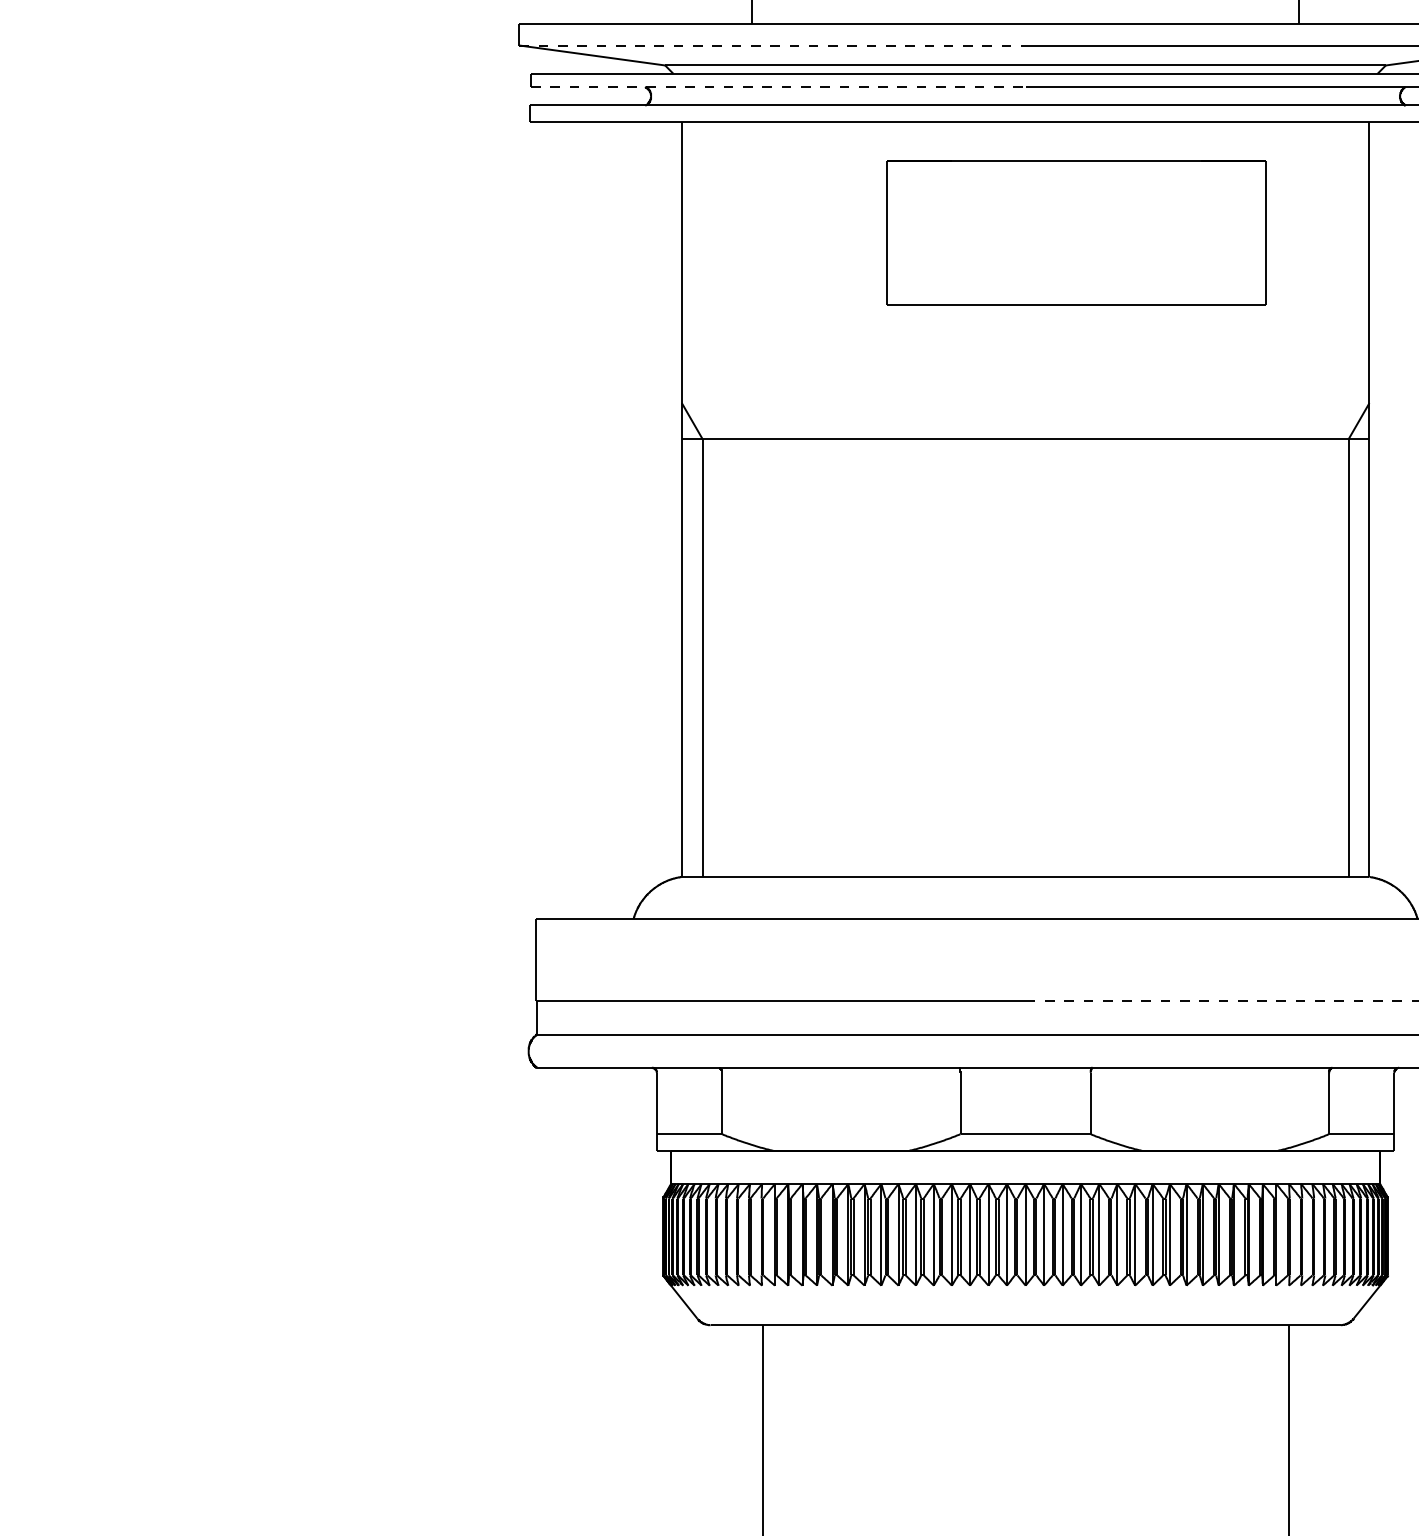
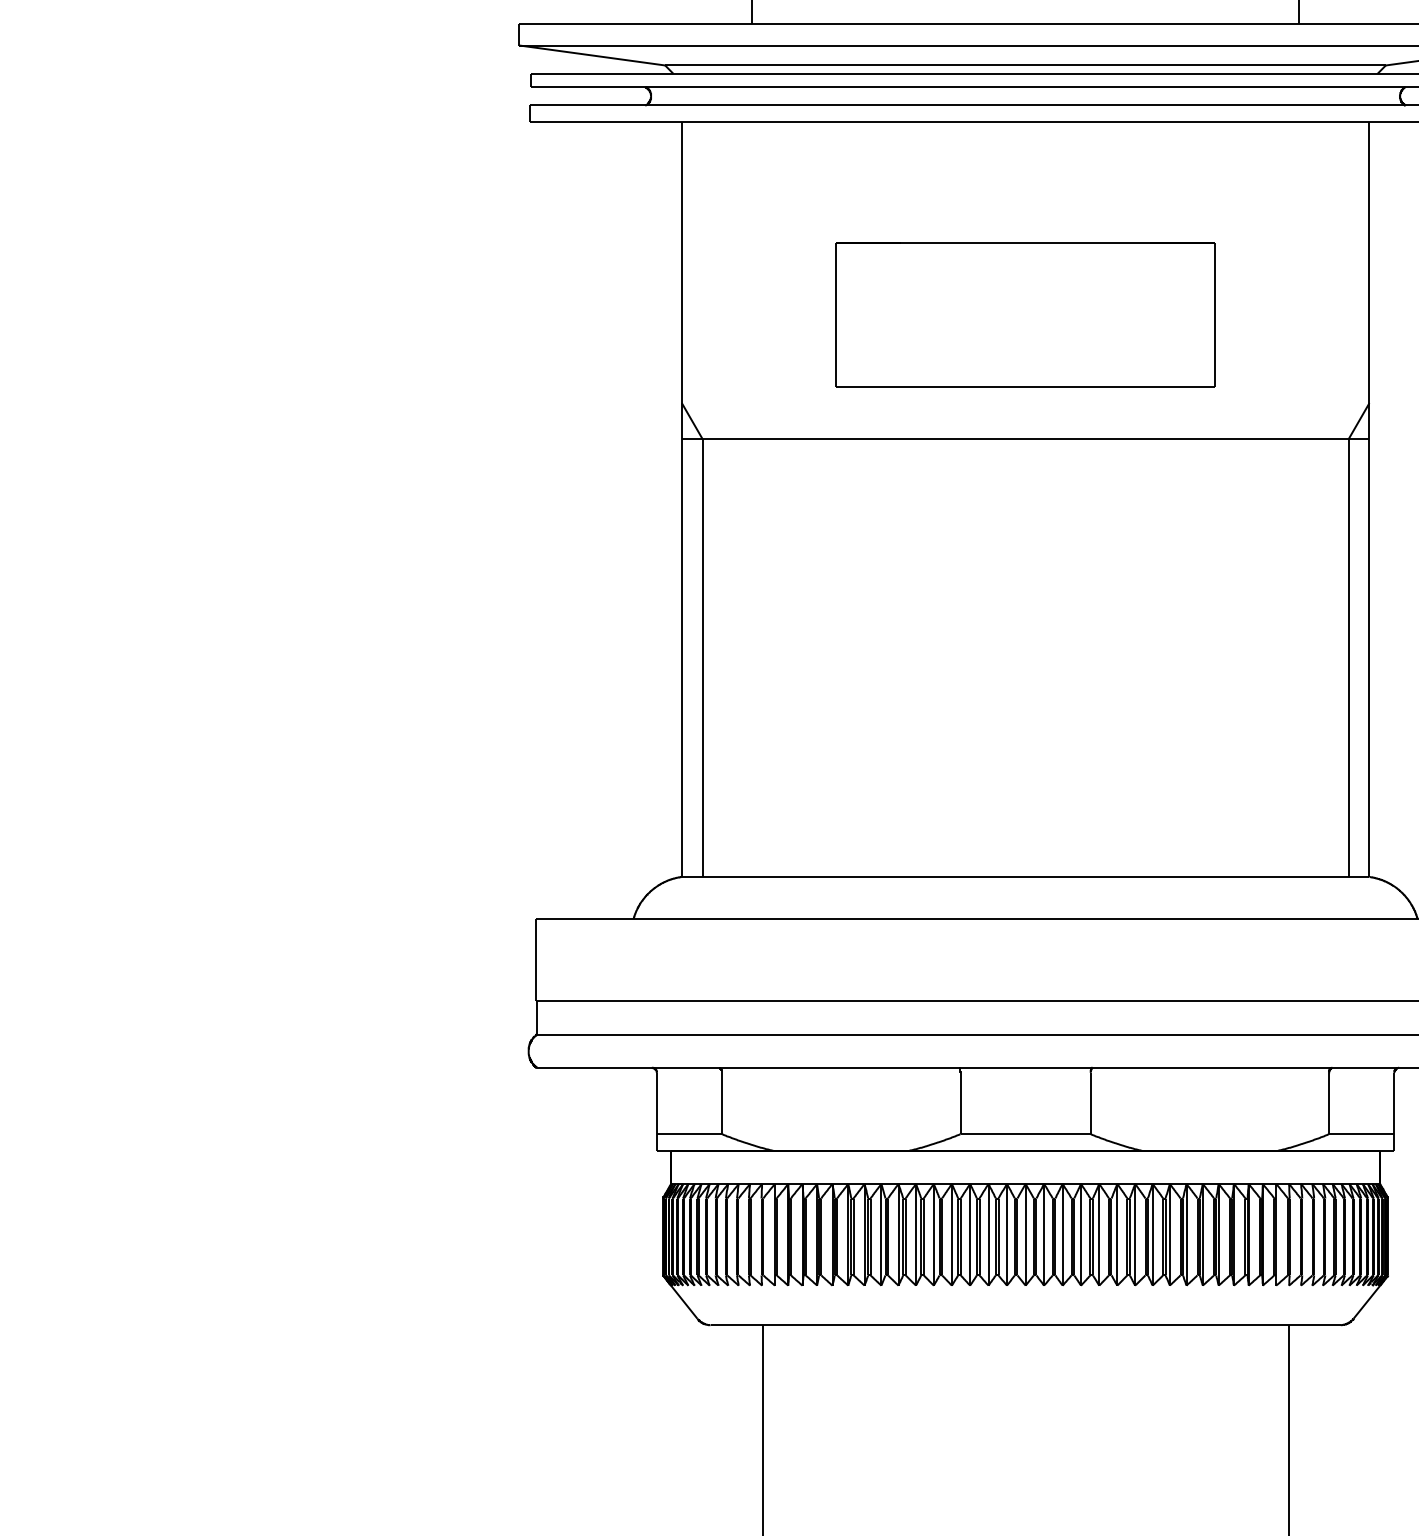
line: dashed -> solid (773, 45)
line: dashed -> solid (778, 87)
part position: (1076, 232) -> (1025, 314) (1025, 314)
line: dashed -> solid (1222, 1001)
